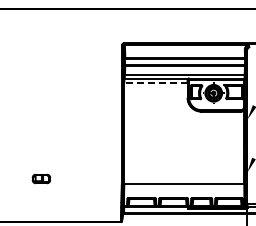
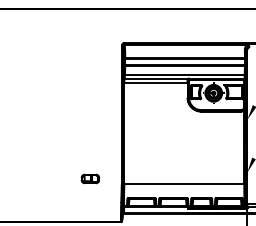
line: dashed -> solid (155, 83)
part position: (41, 178) -> (90, 178) (90, 178)
